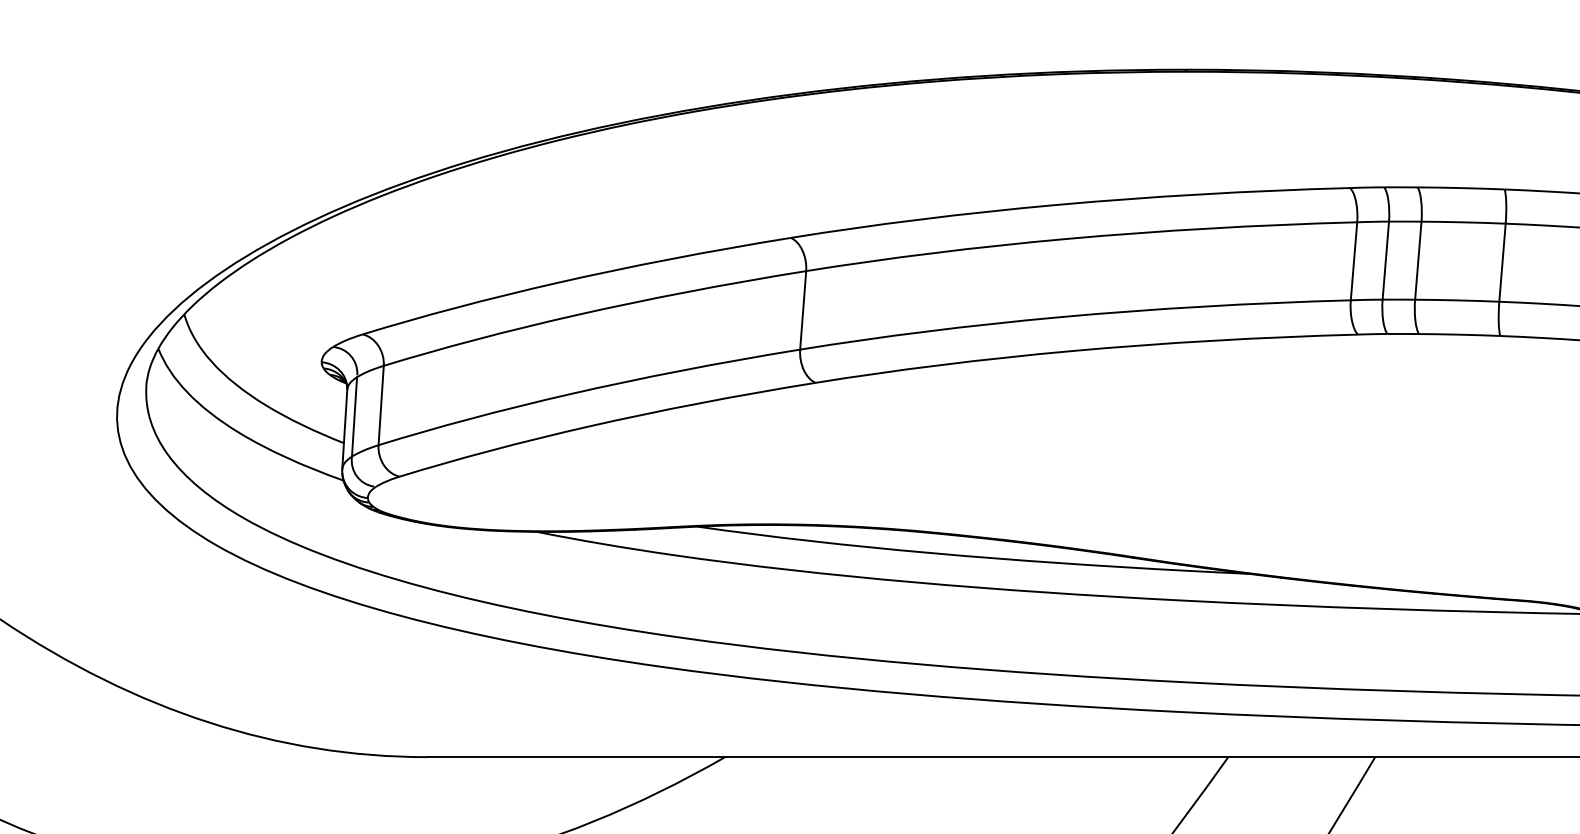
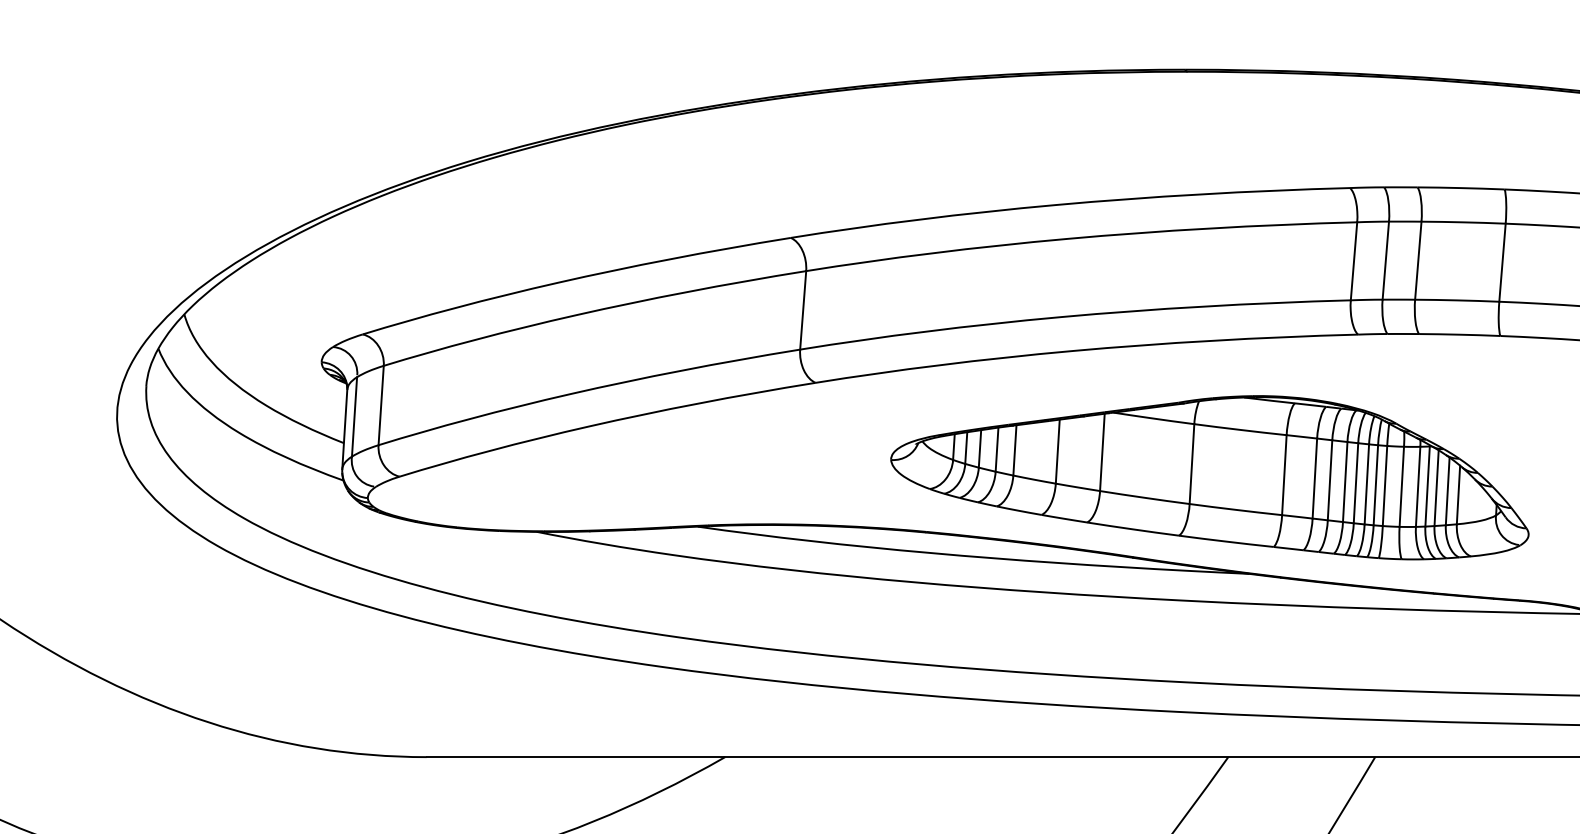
part: none -> present (1209, 477)
